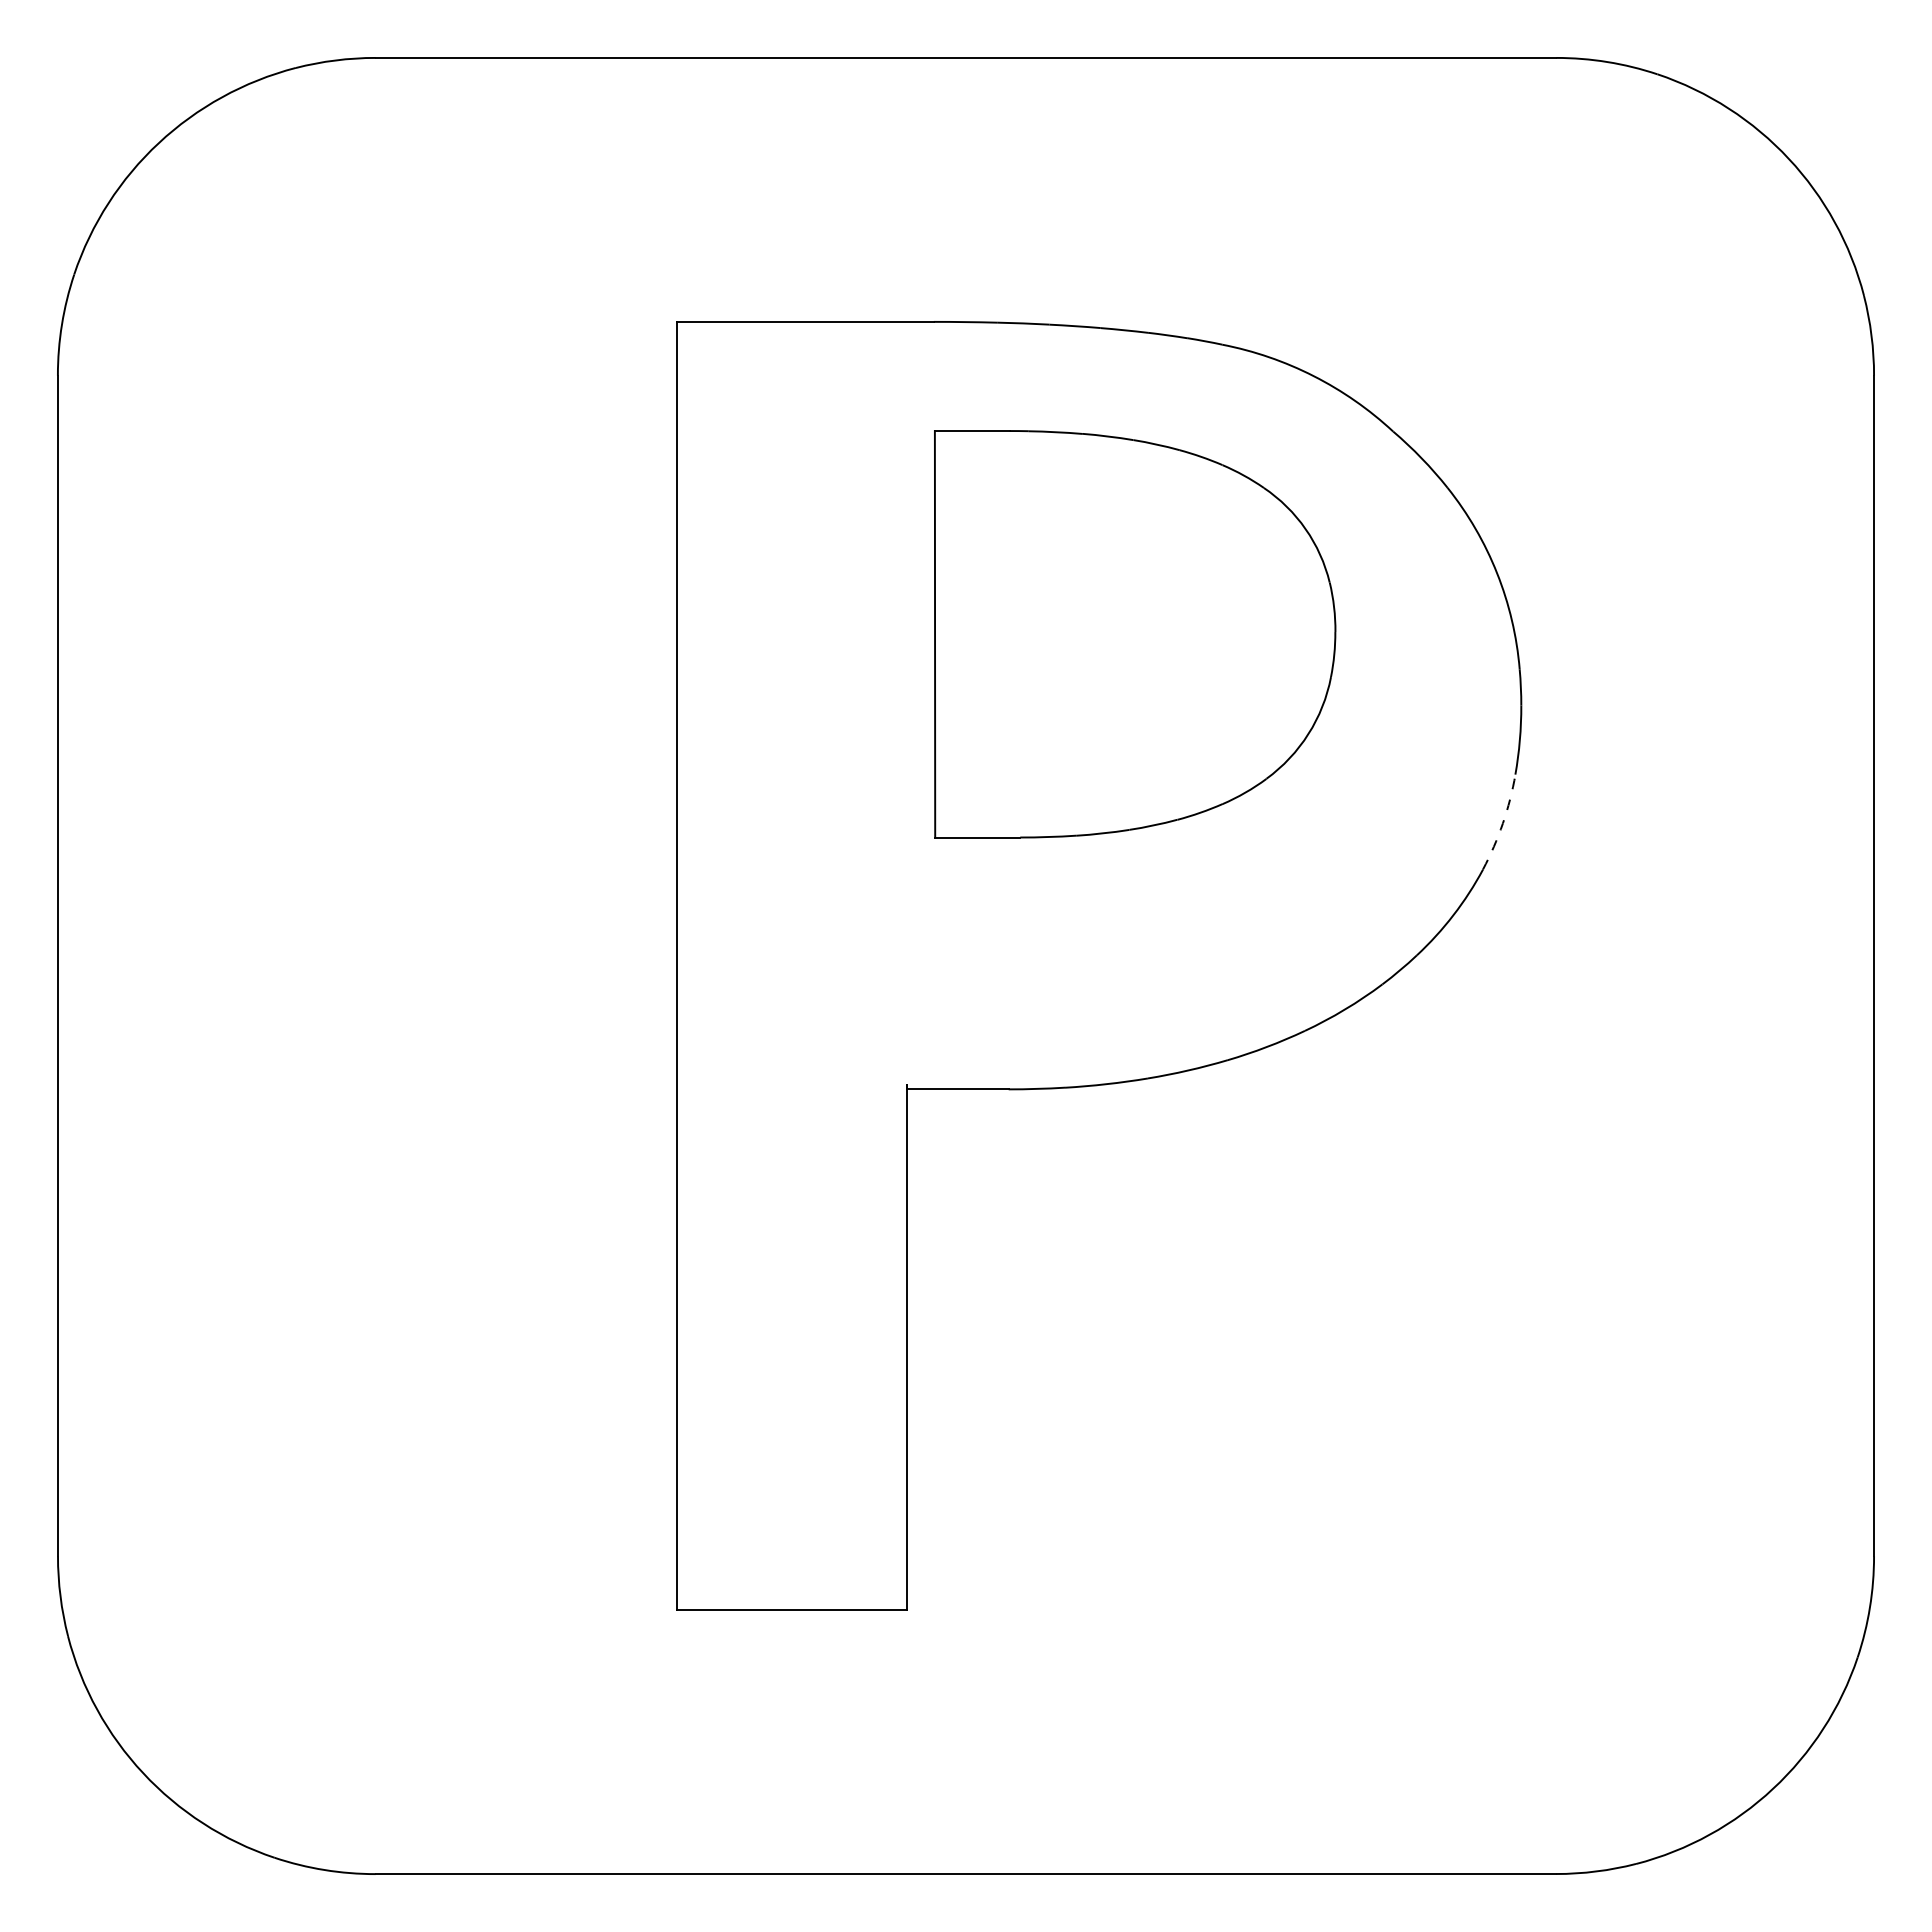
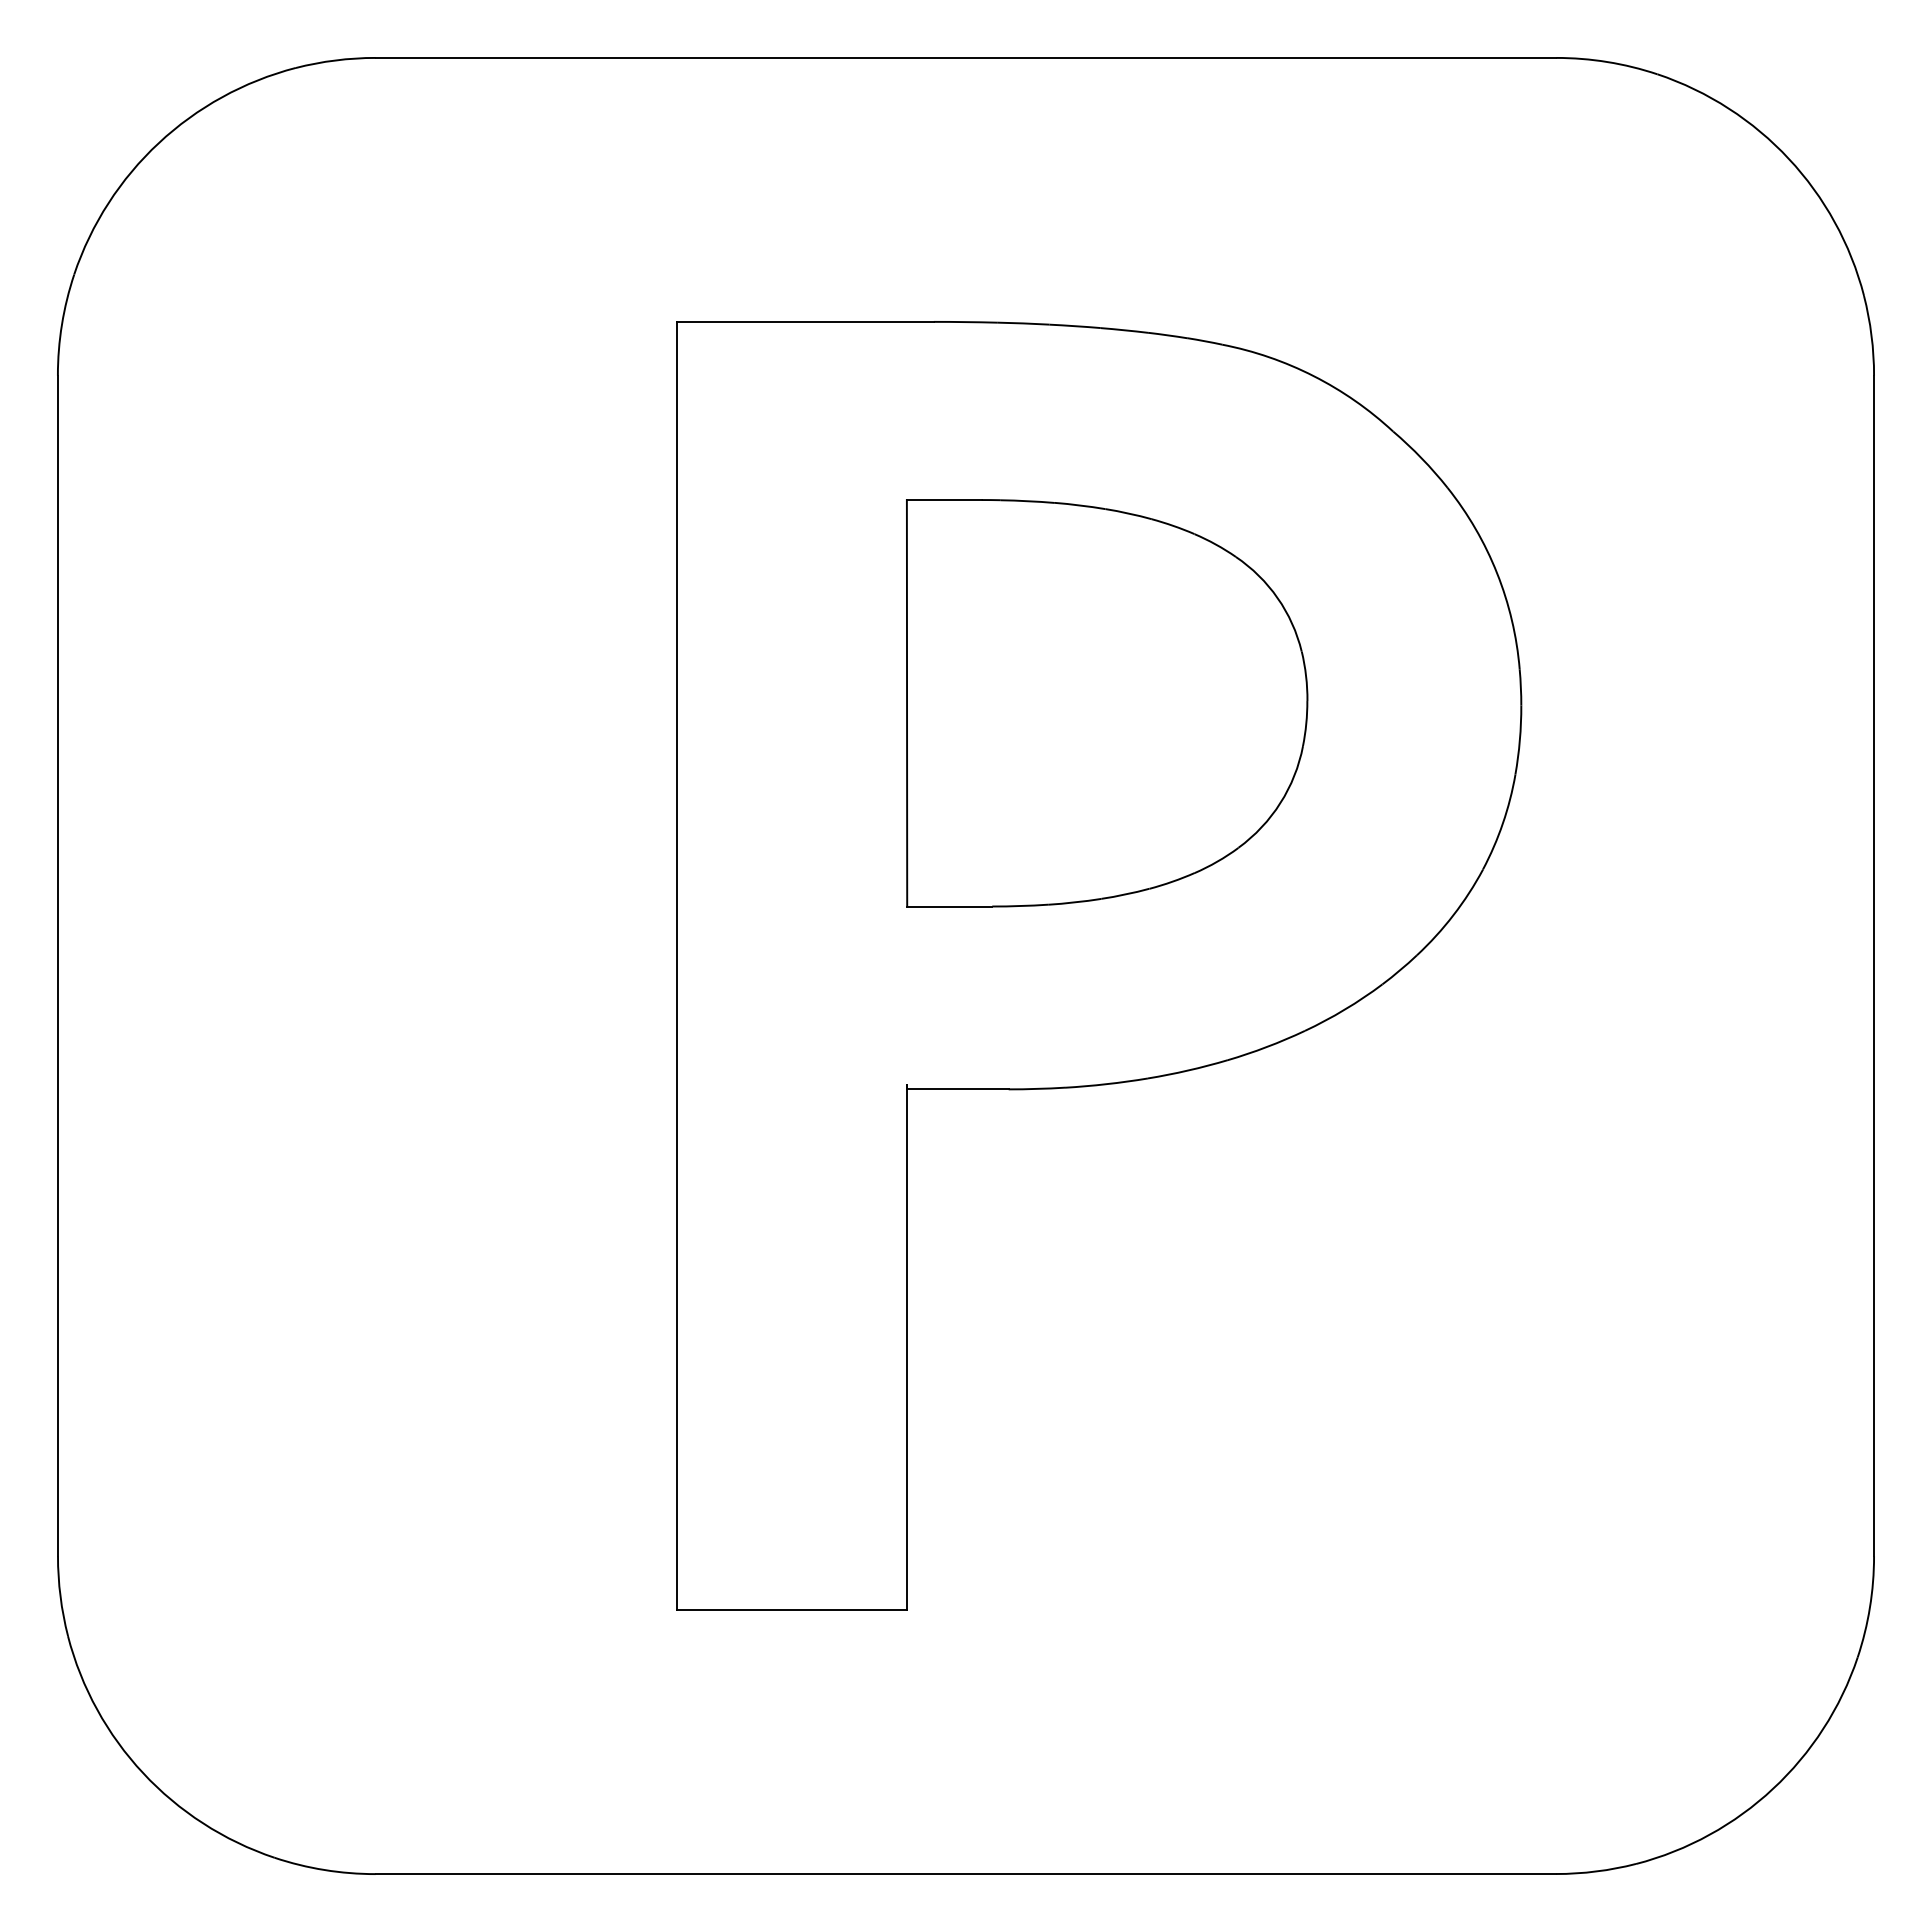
part position: (1135, 634) -> (1107, 703) (1107, 703)
arc: dashed -> solid (1502, 823)
